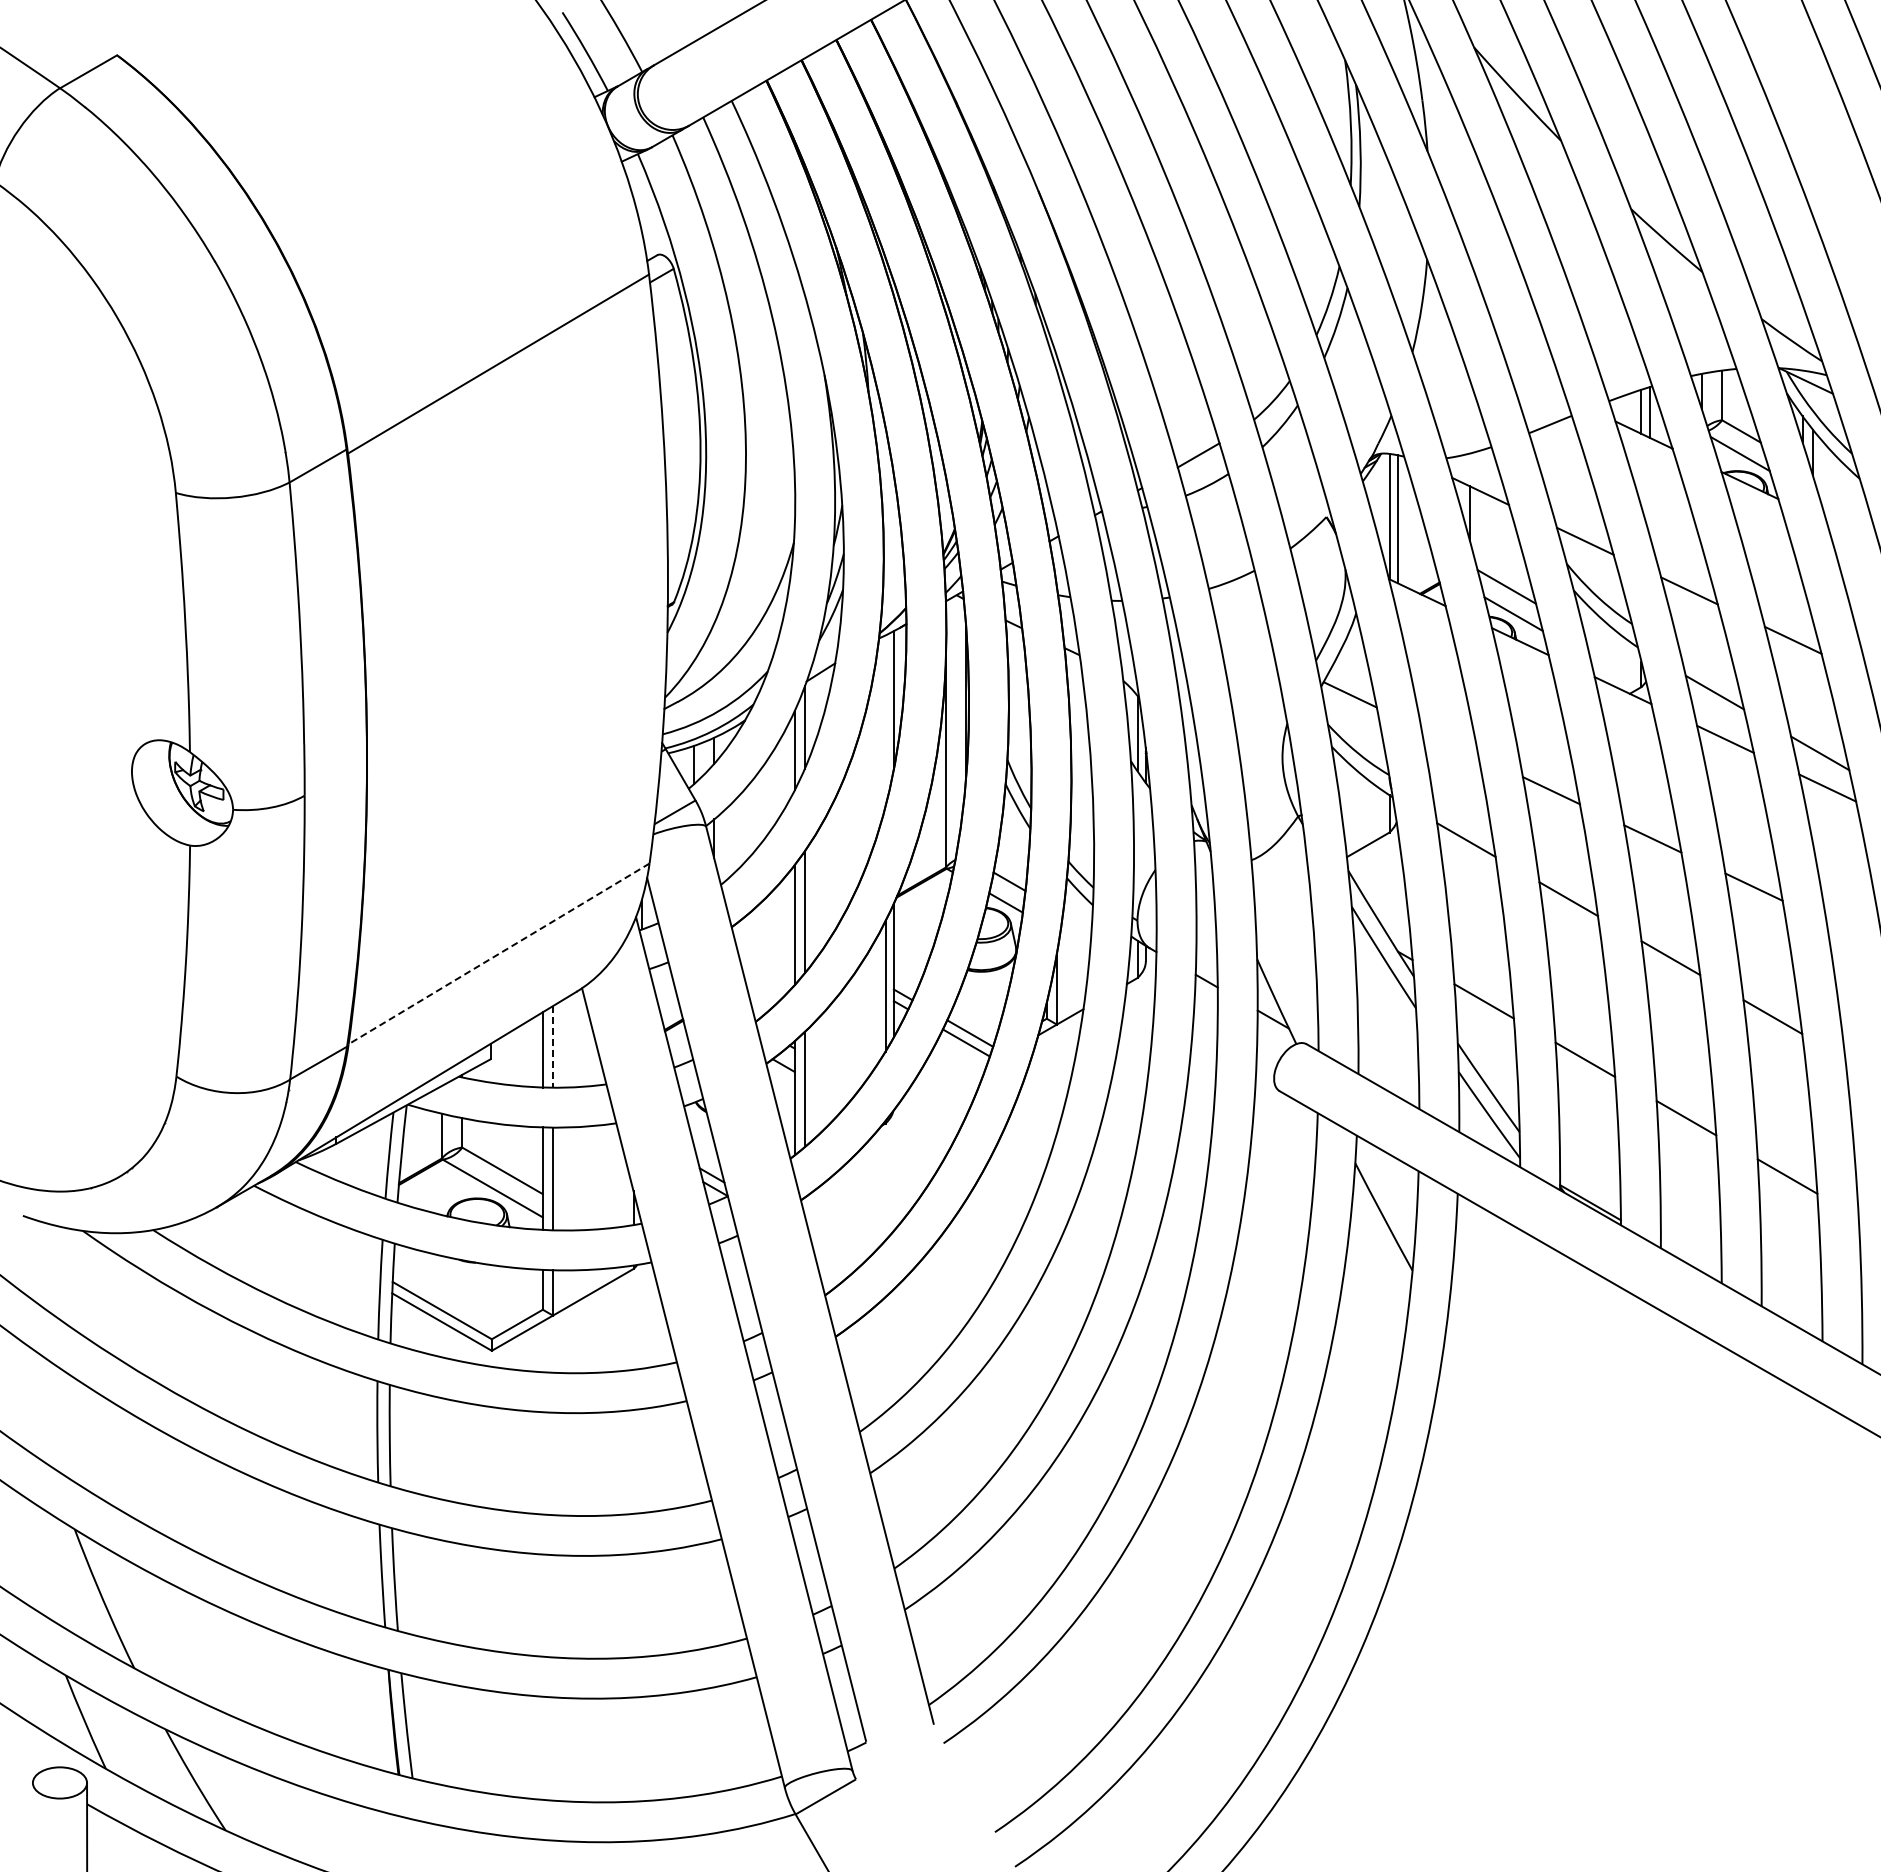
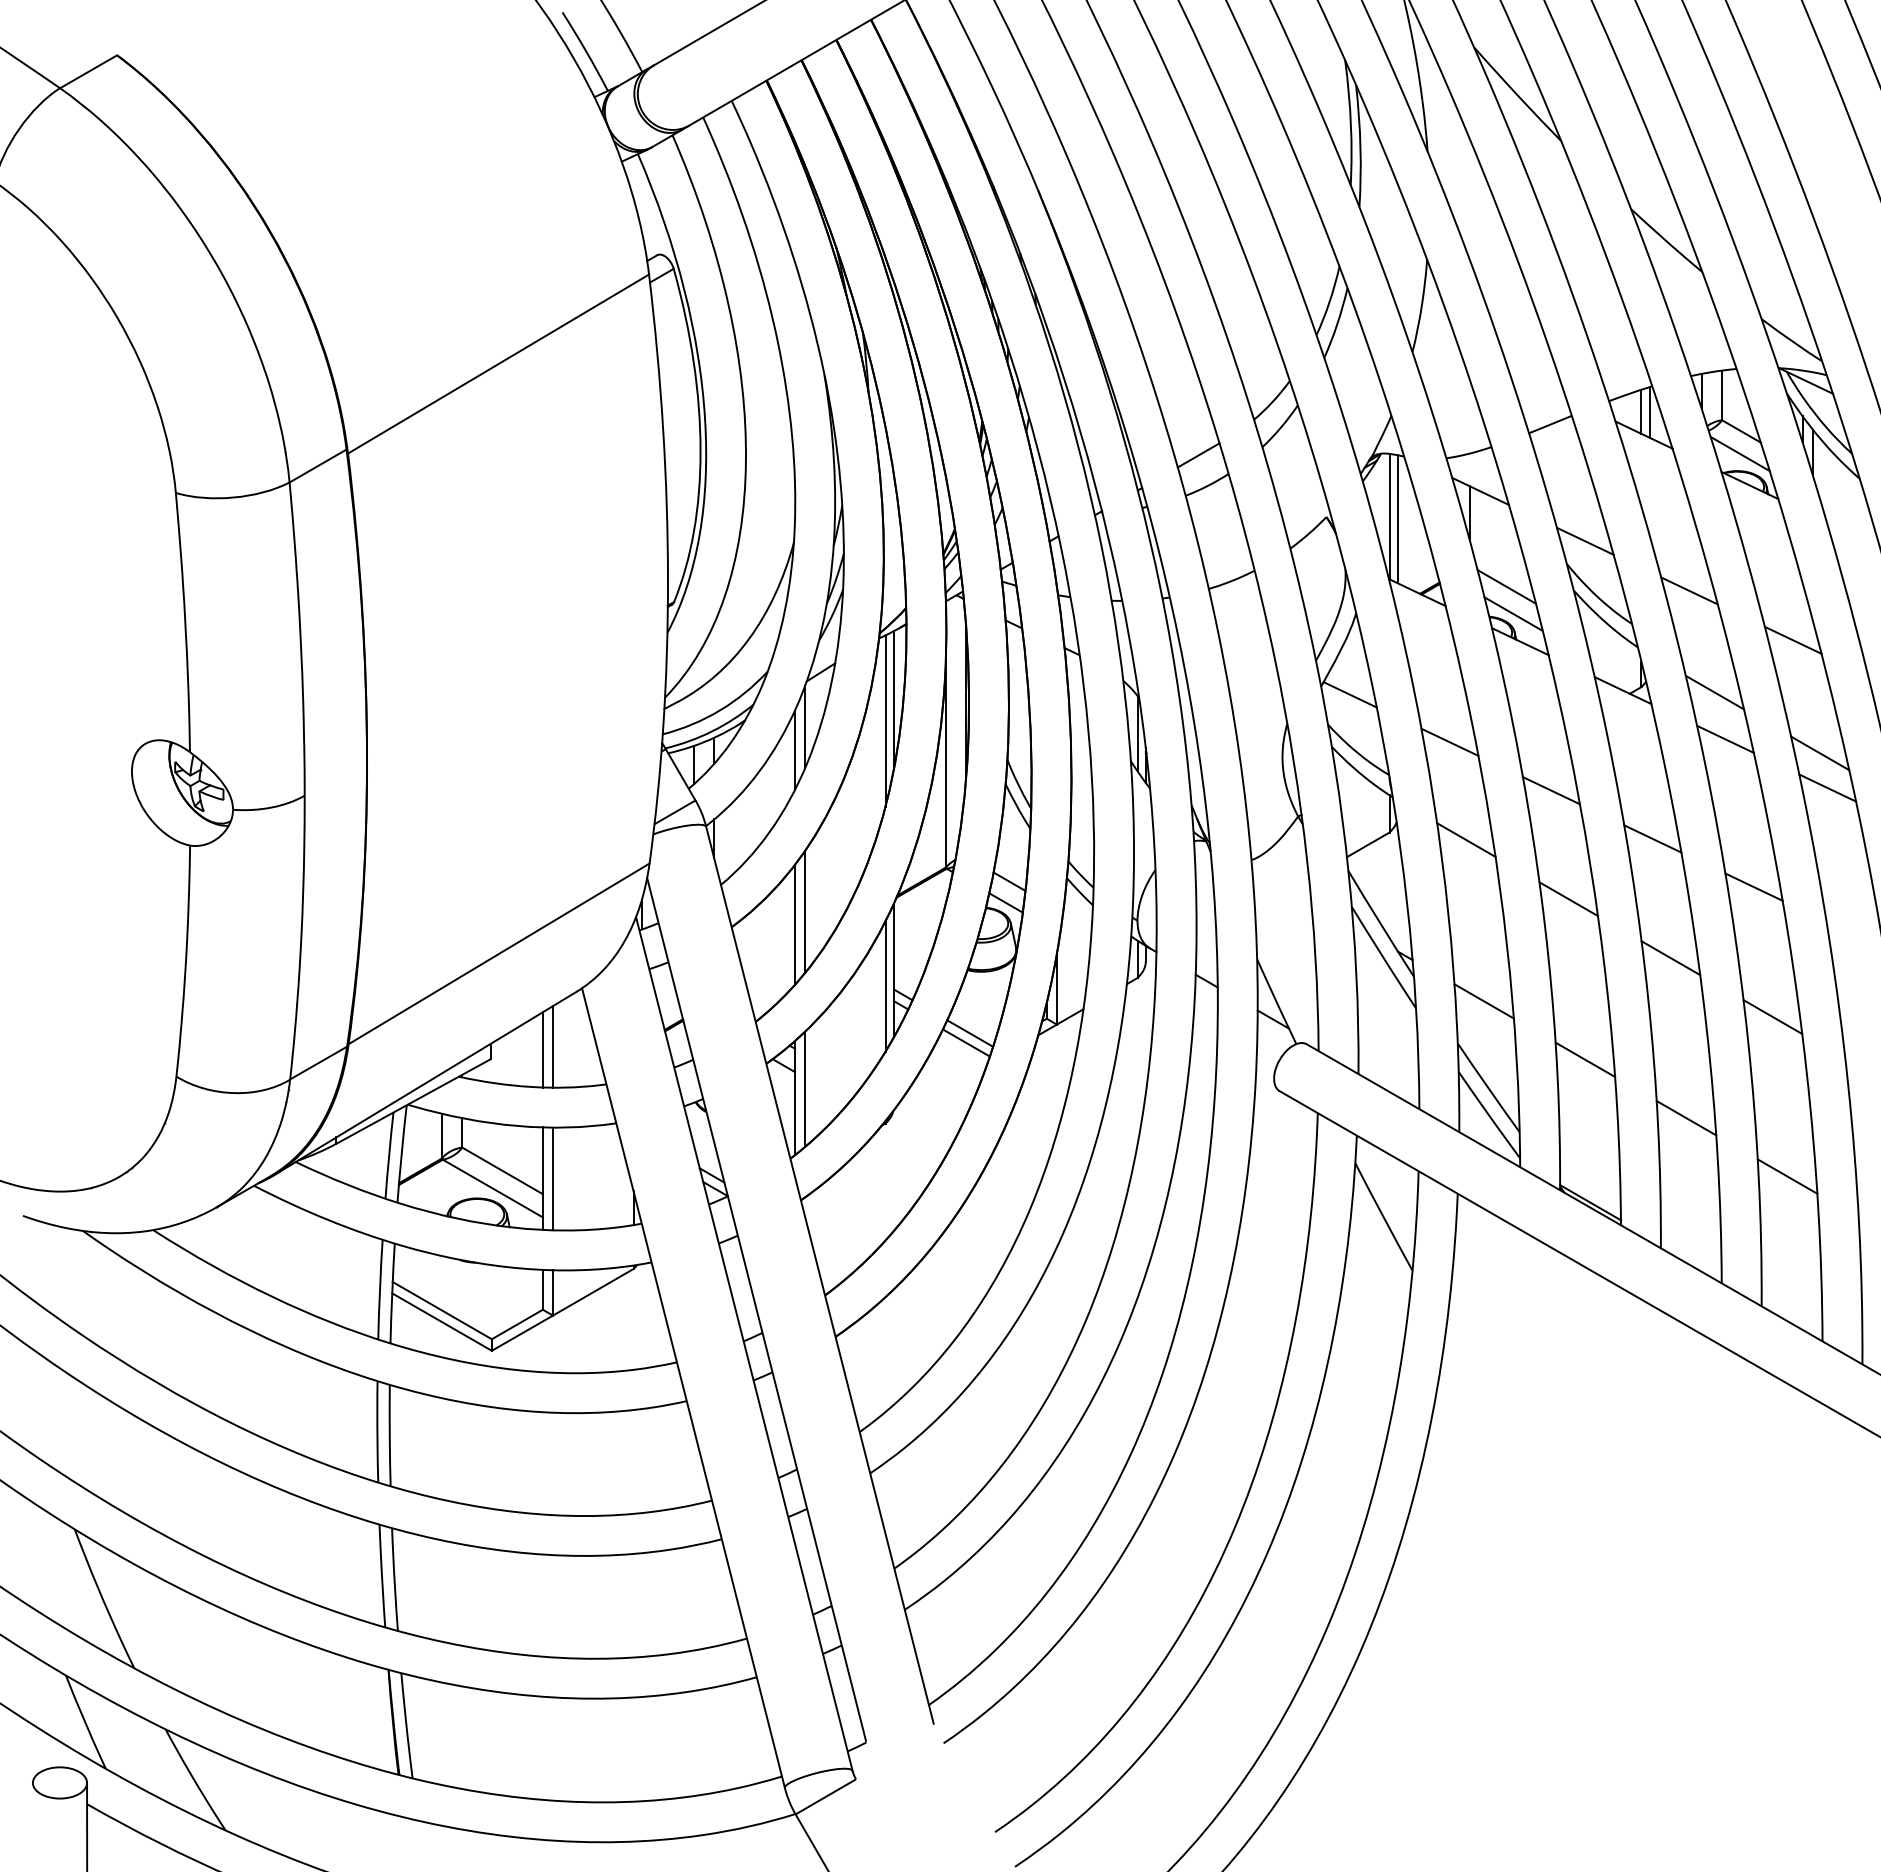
line: none -> present (885, 720)
line: none -> present (1449, 741)
line: dashed -> solid (499, 953)
line: dashed -> solid (553, 1046)
